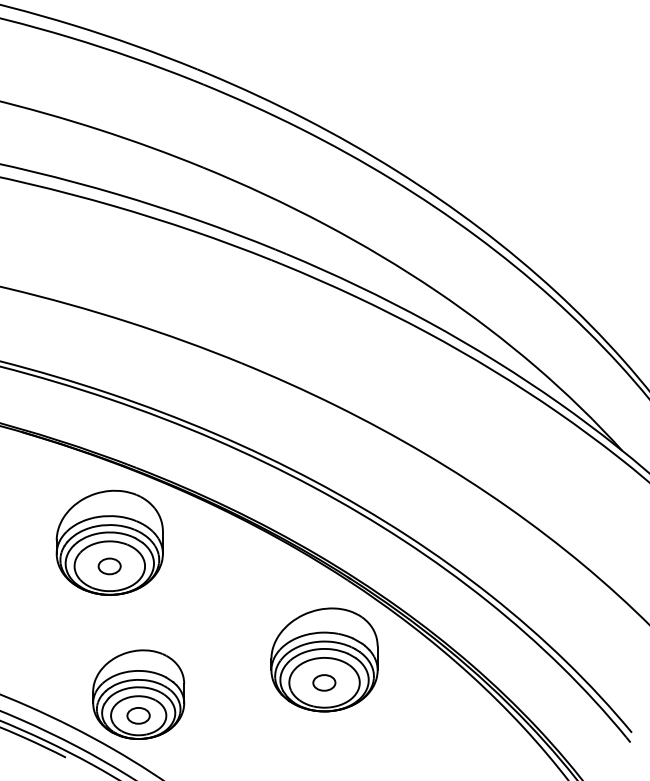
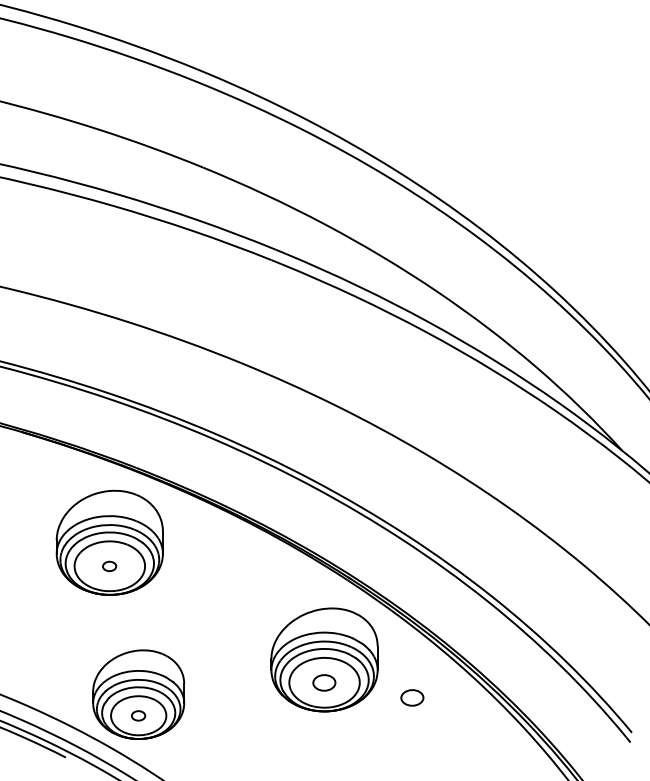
part size: 25x19 px -> 16x13 px (109, 566)
part: none -> present (412, 697)
part size: 25x18 px -> 16x12 px (138, 715)
